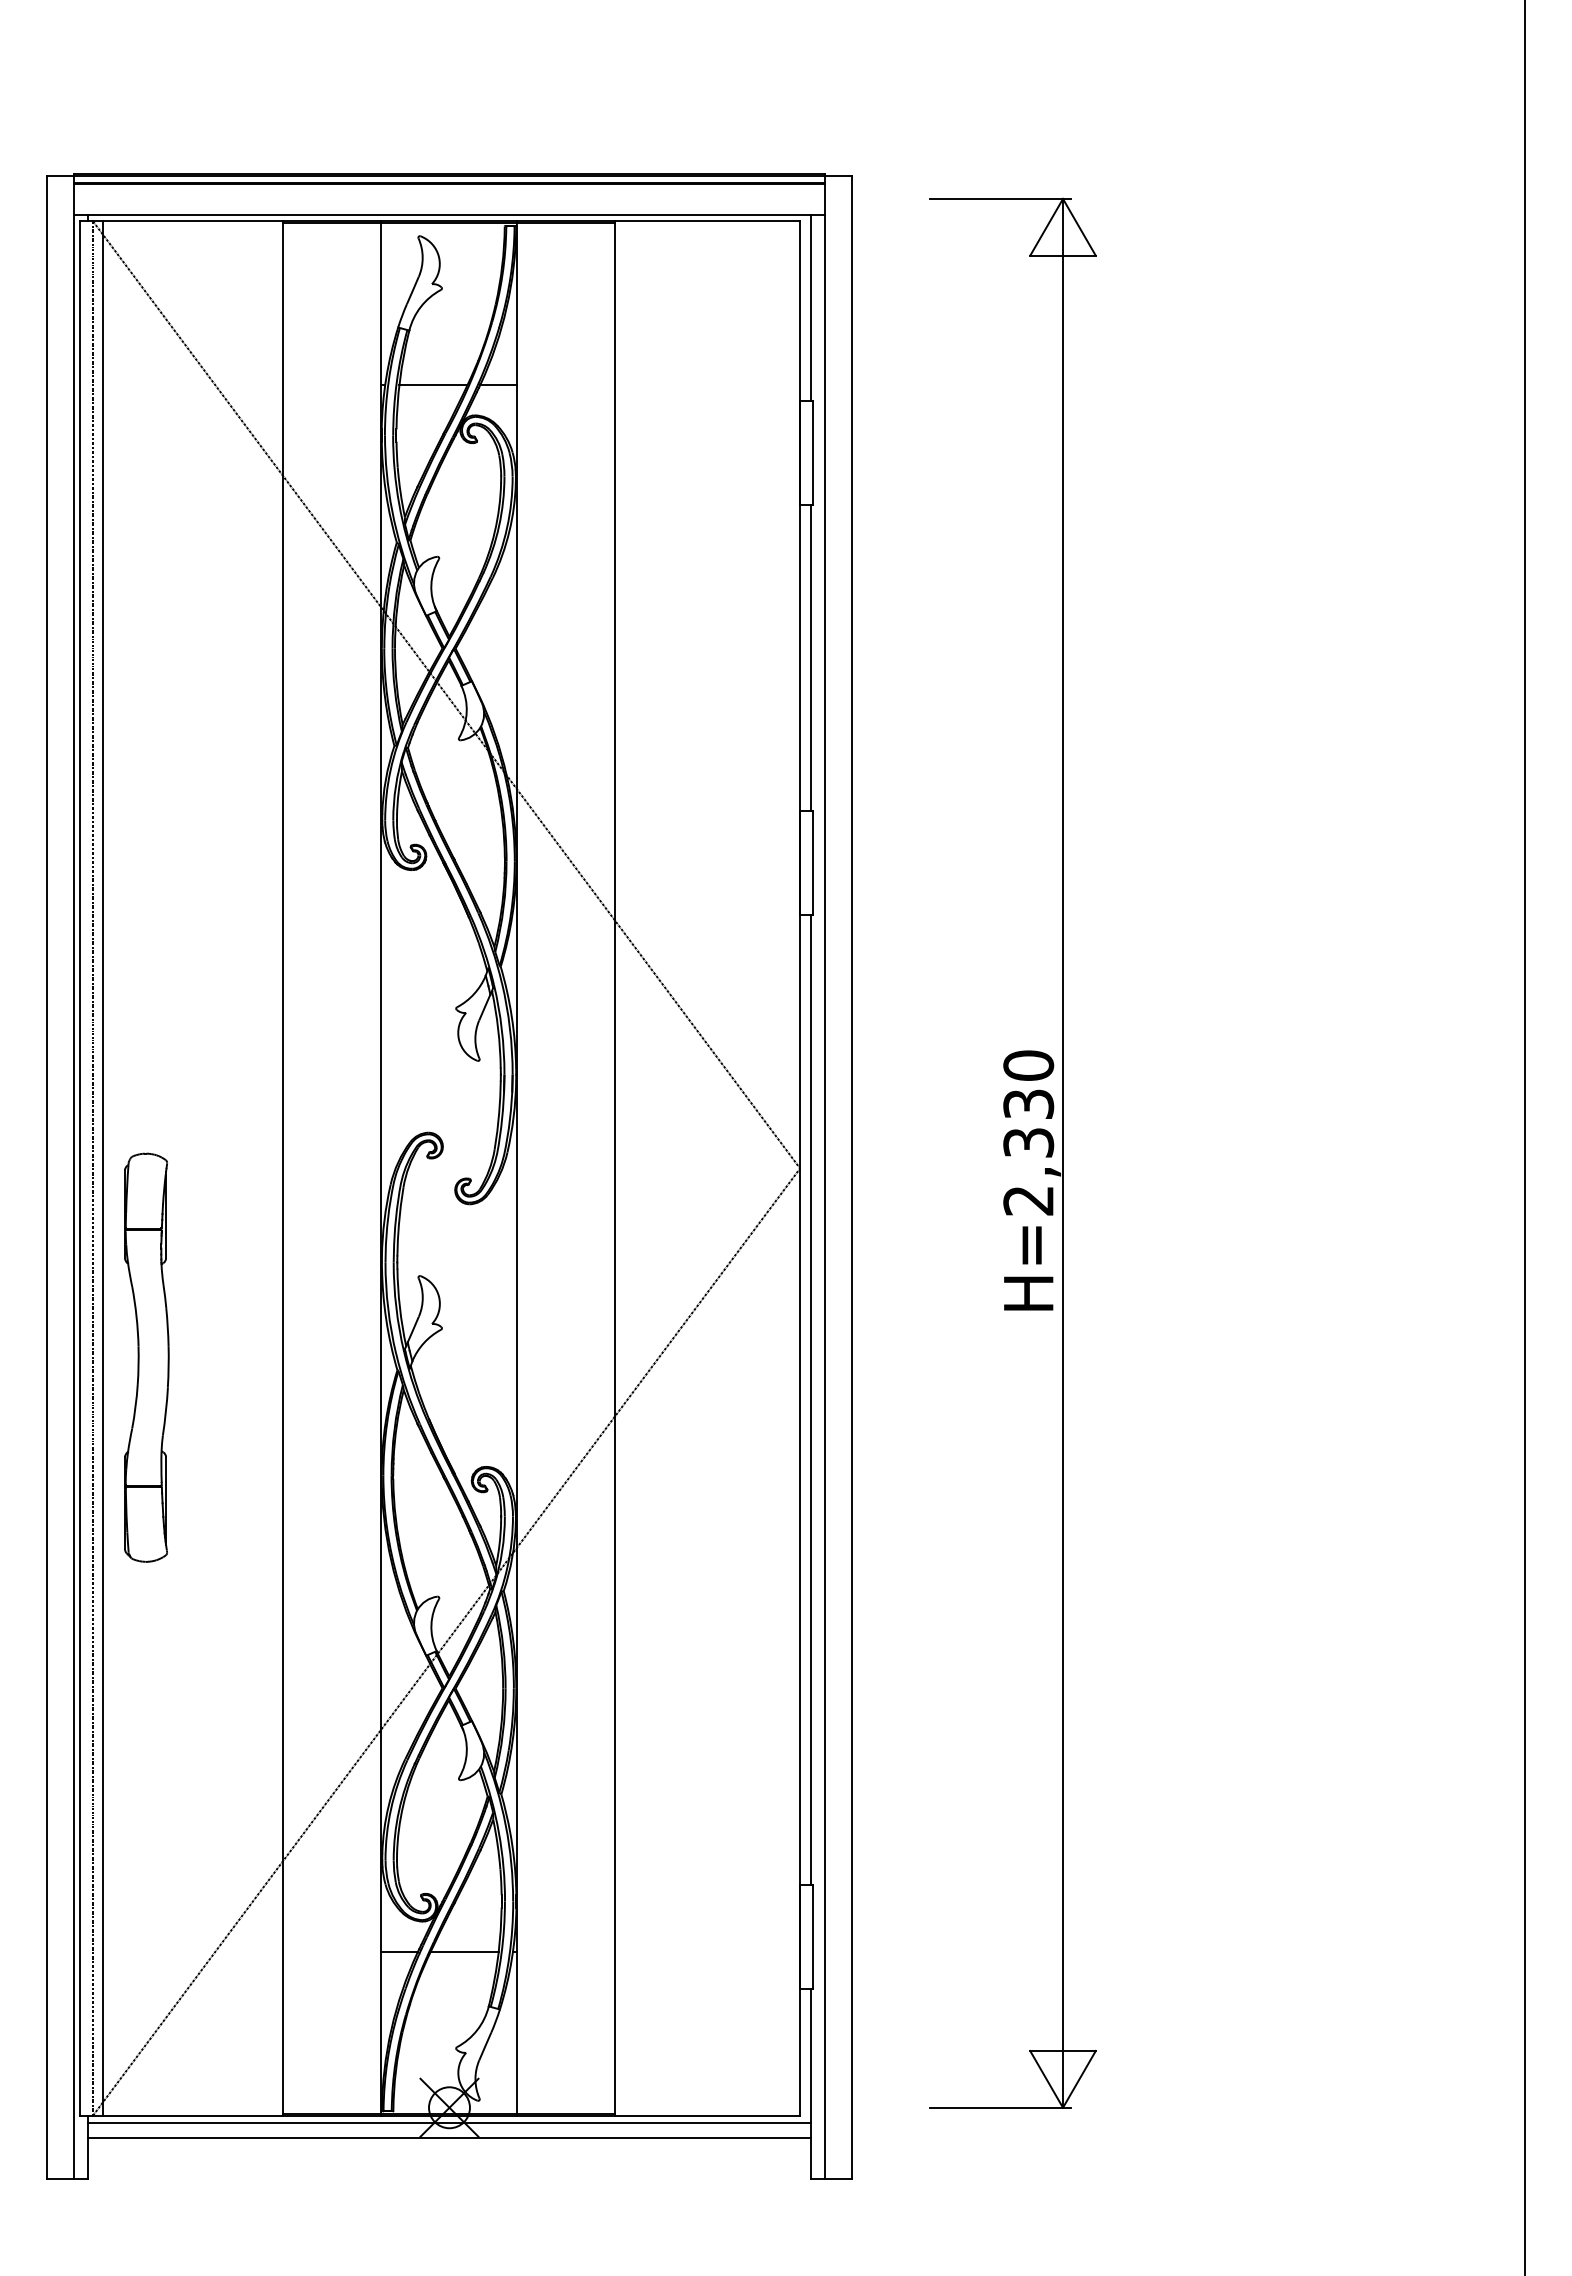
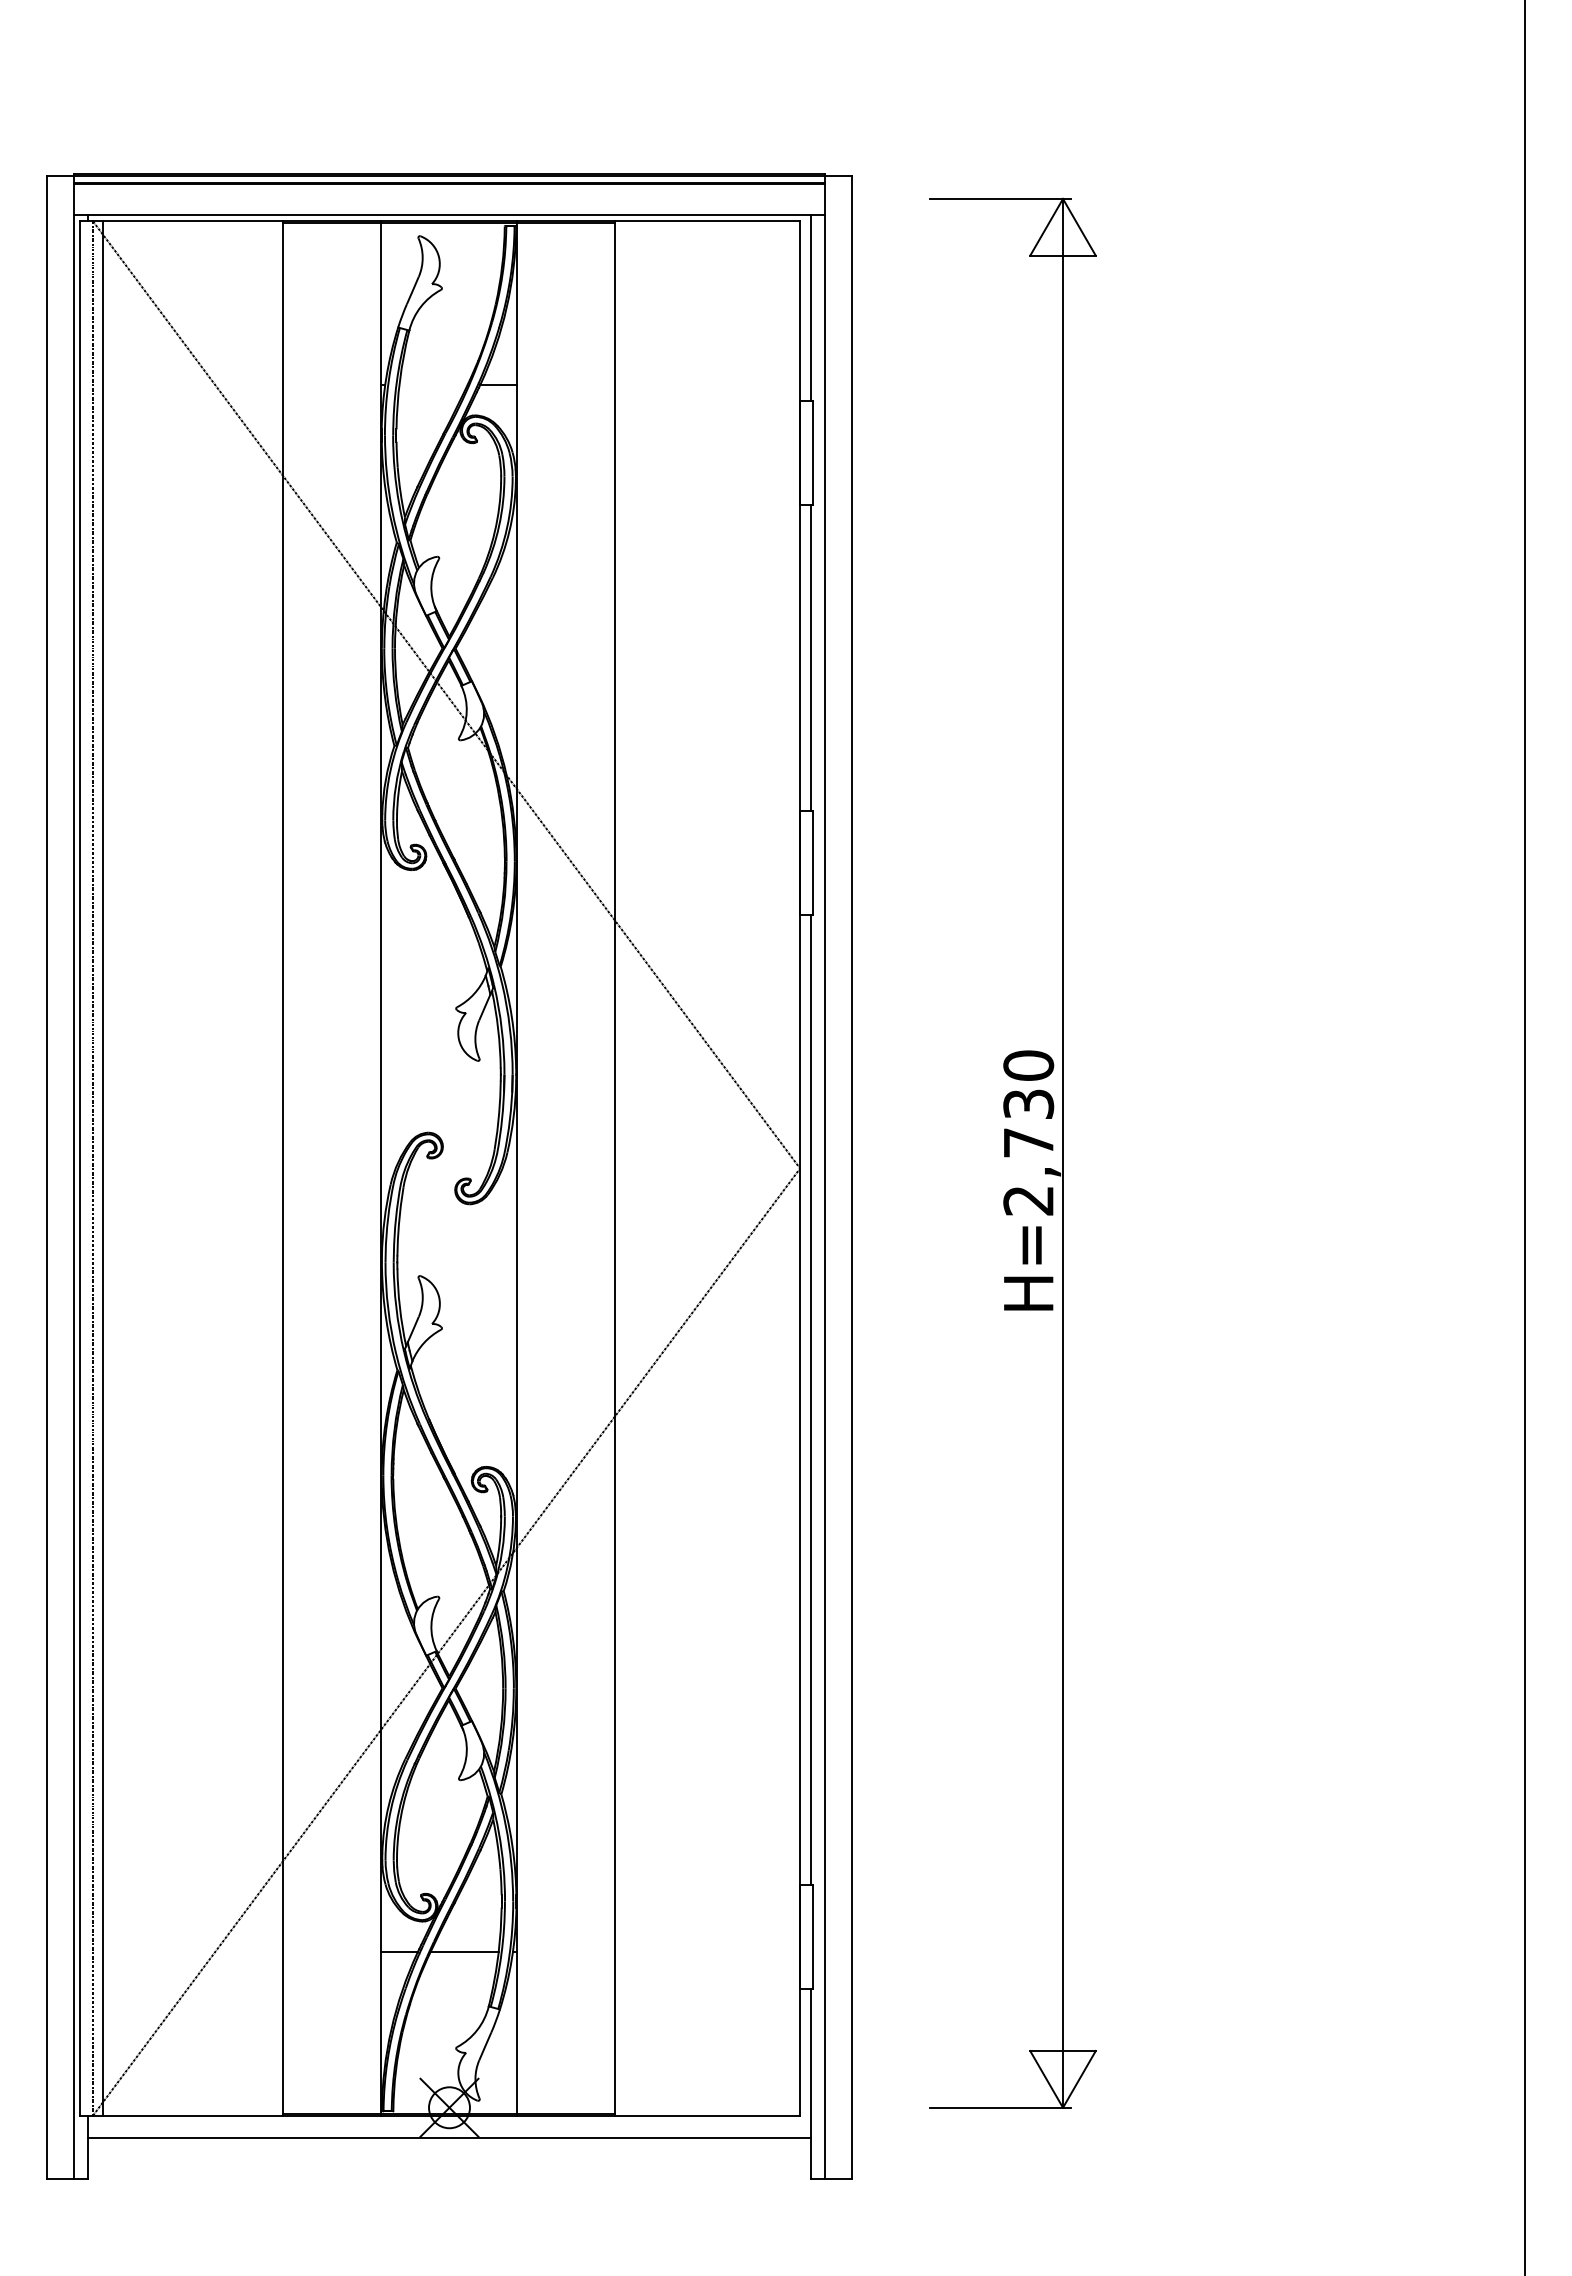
line: present -> none (433, 385)
text: H=2,330 -> H=2,730 (1028, 1142)
part: present -> none (146, 1357)
line: present -> none (449, 2122)
